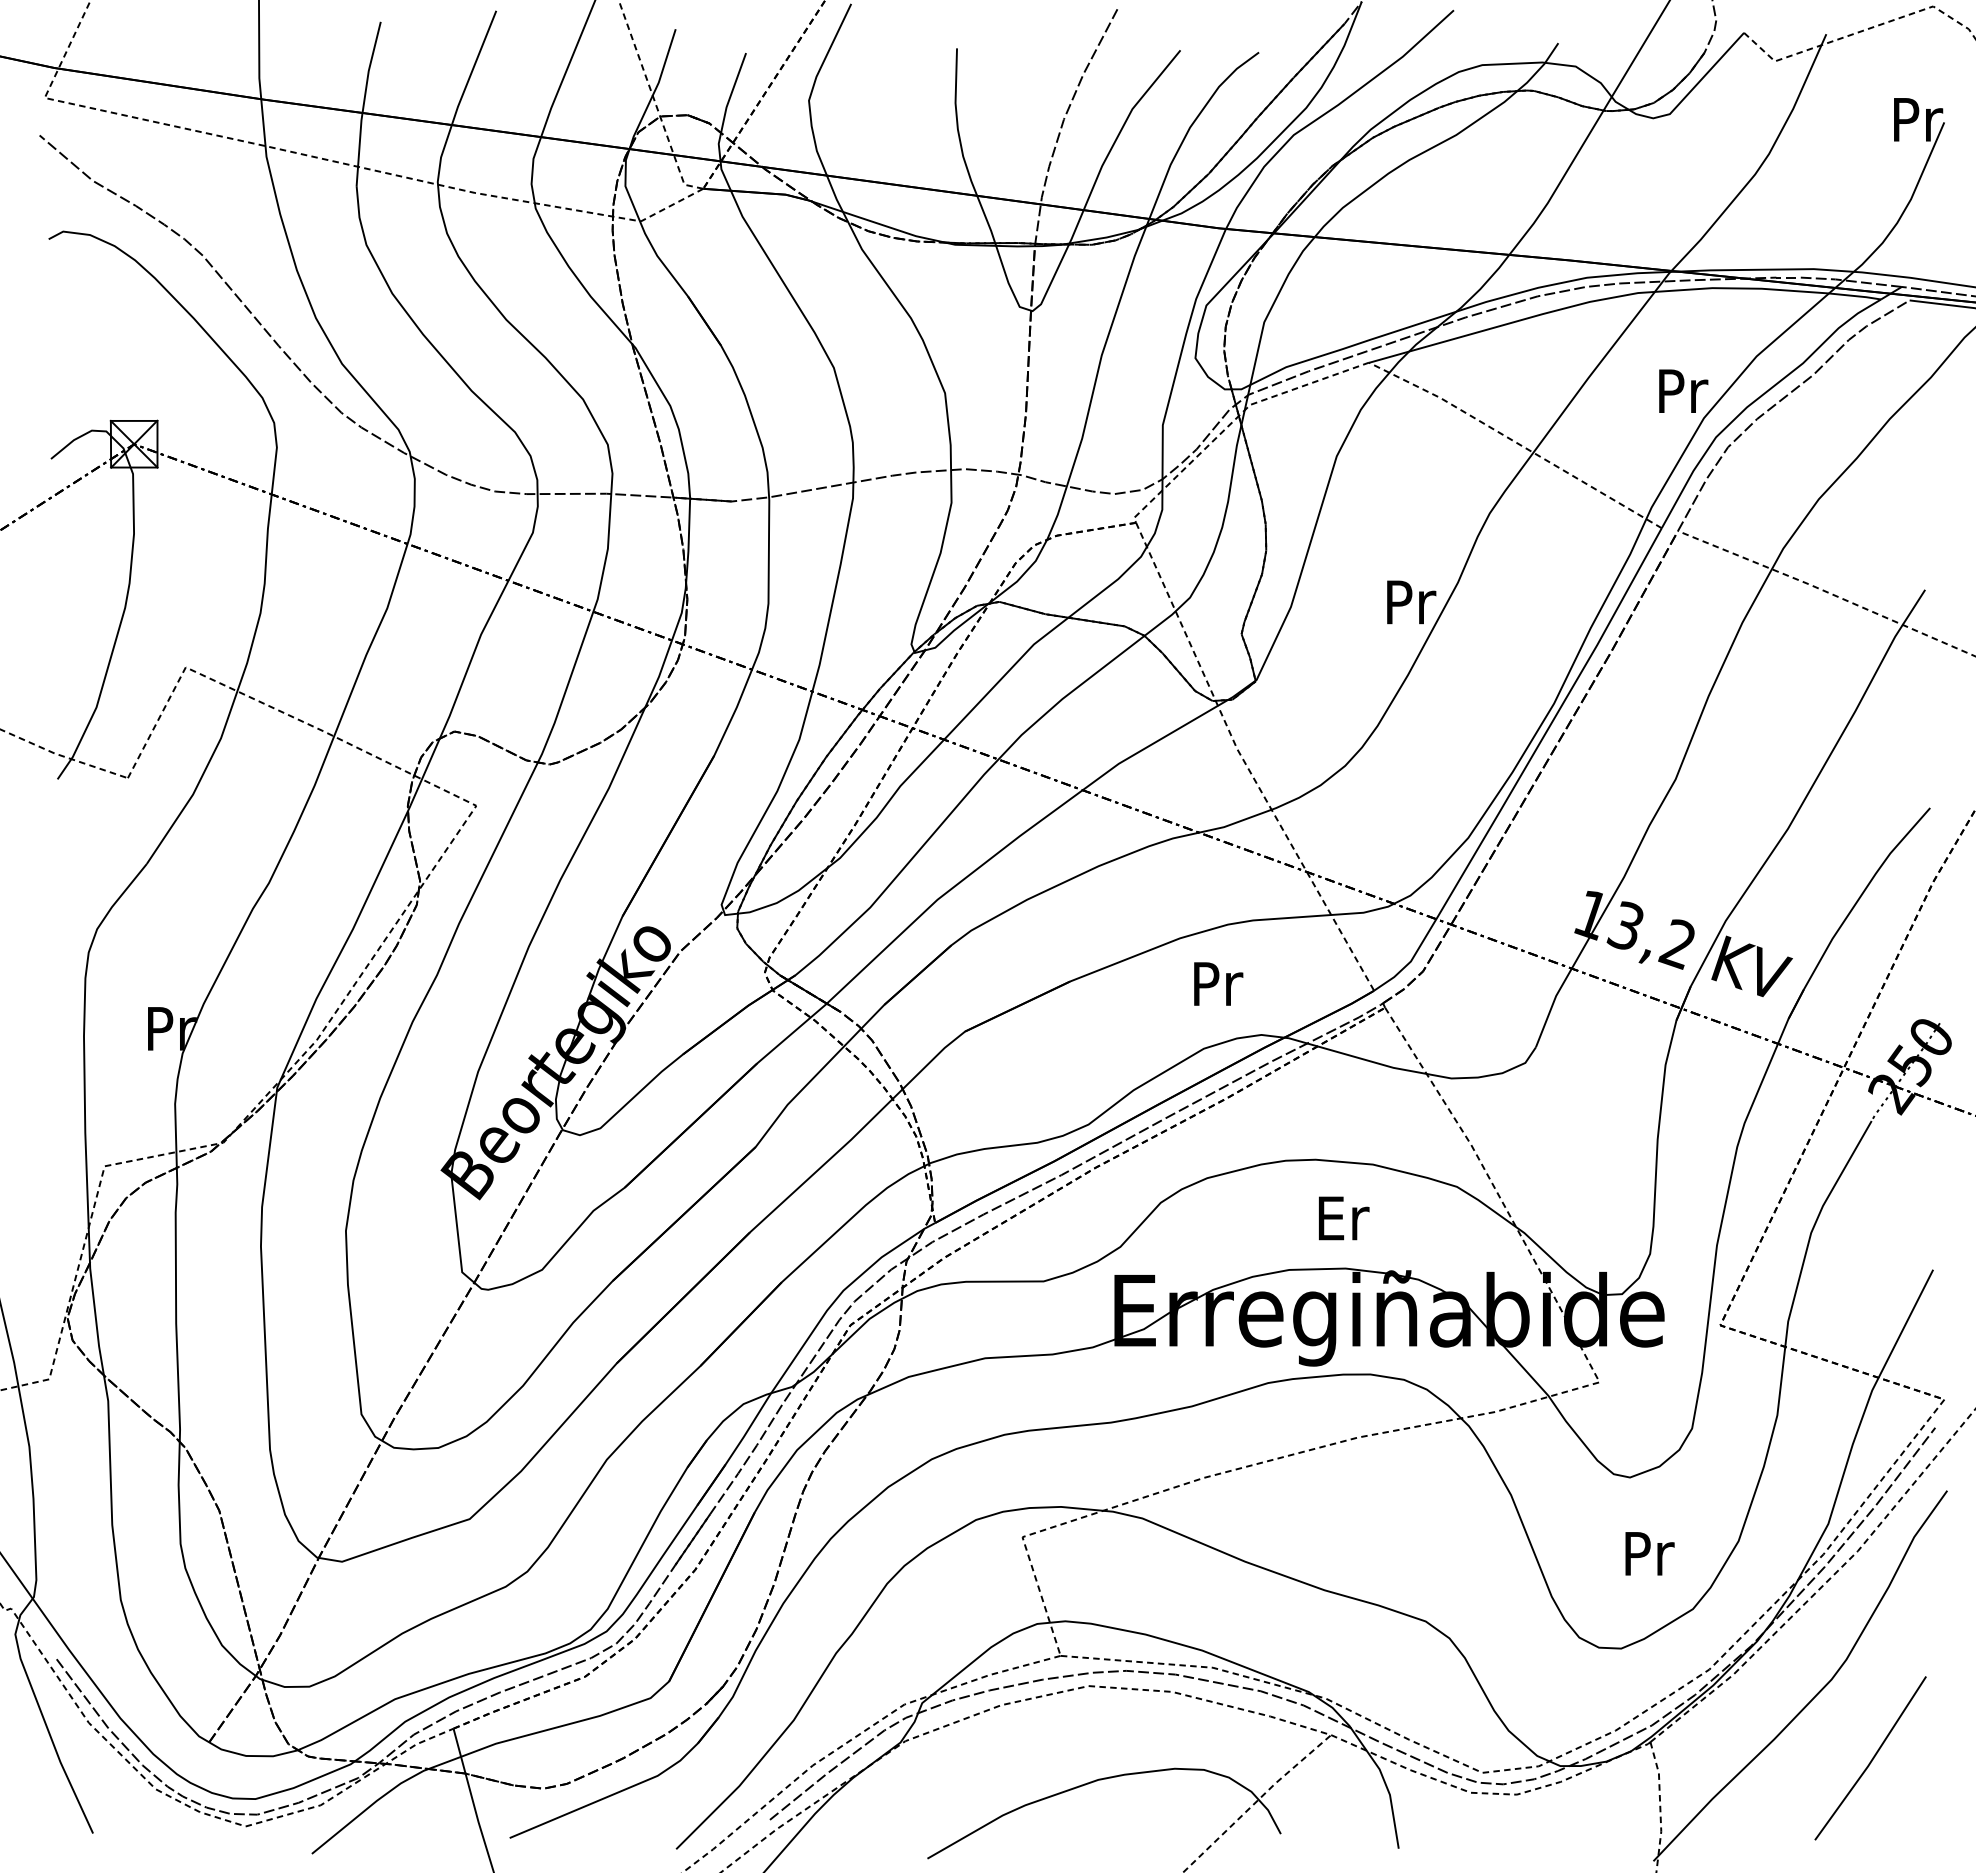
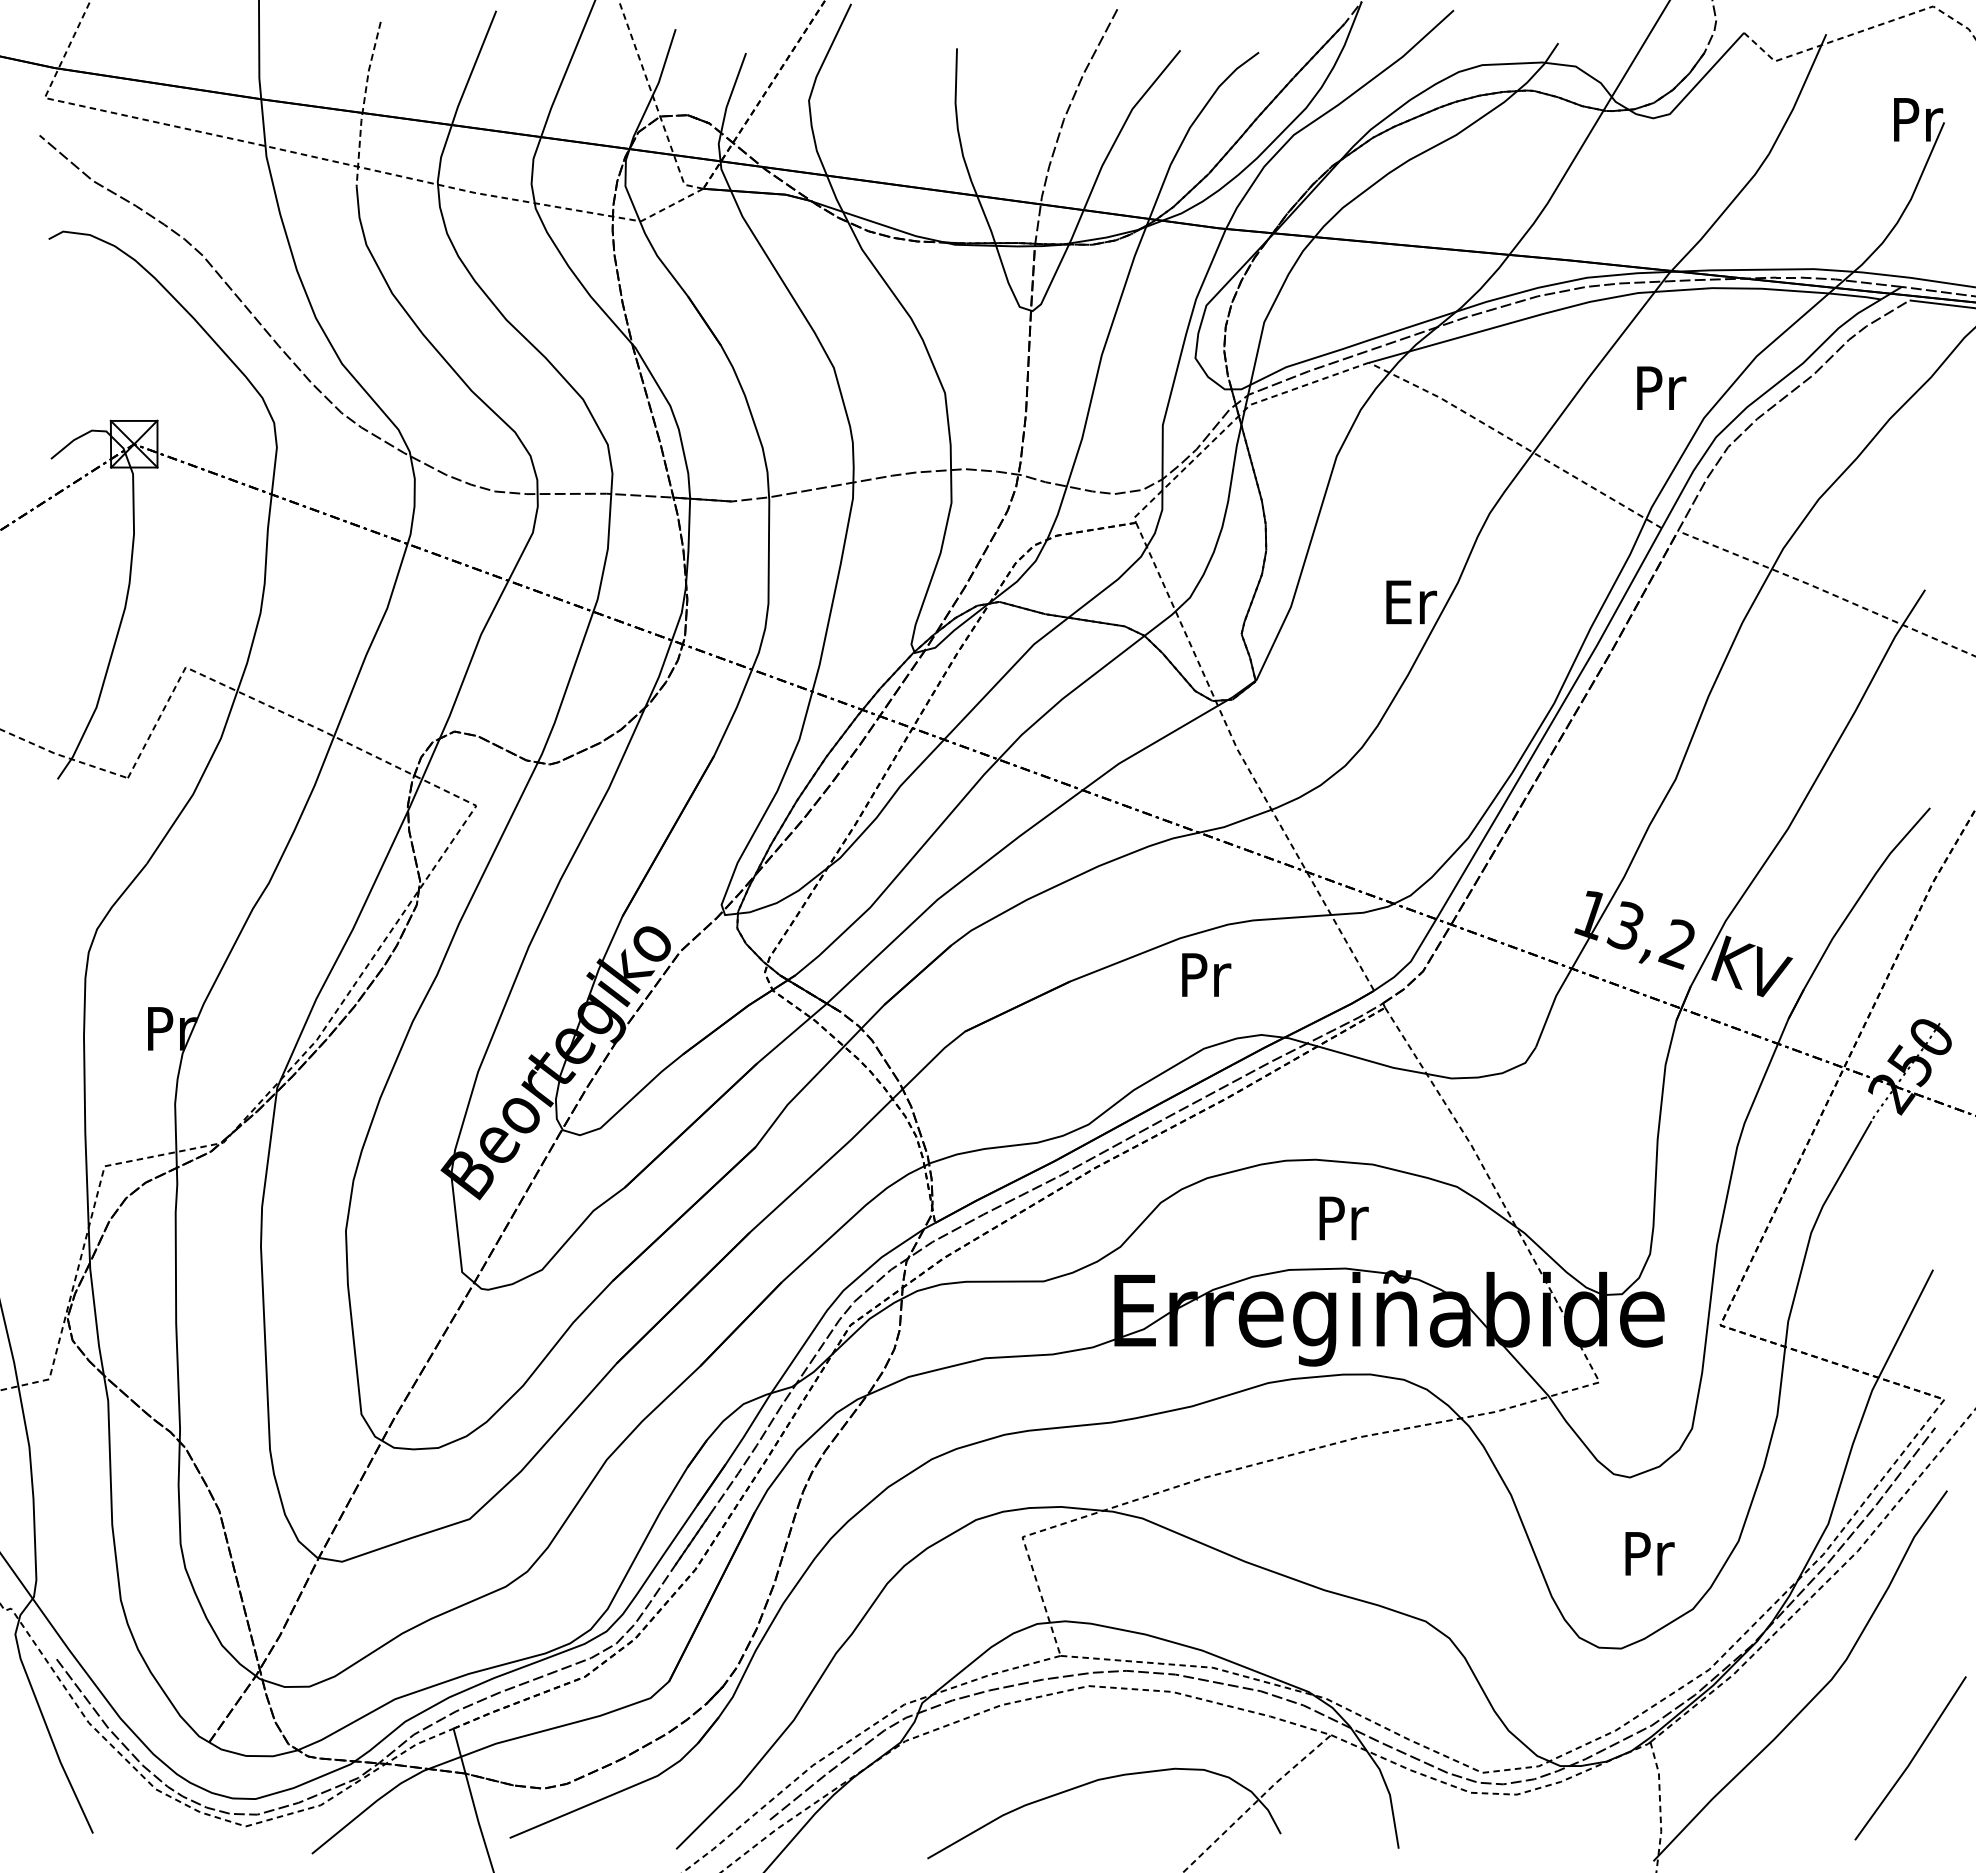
line: solid -> dashed (363, 103)
text position: (1683, 390) -> (1661, 387) (1661, 387)
text: Pr -> Er (1411, 602)
text position: (1218, 983) -> (1206, 974) (1206, 974)
text: Er -> Pr (1343, 1218)
line position: (1871, 1759) -> (1911, 1759) (1911, 1759)
